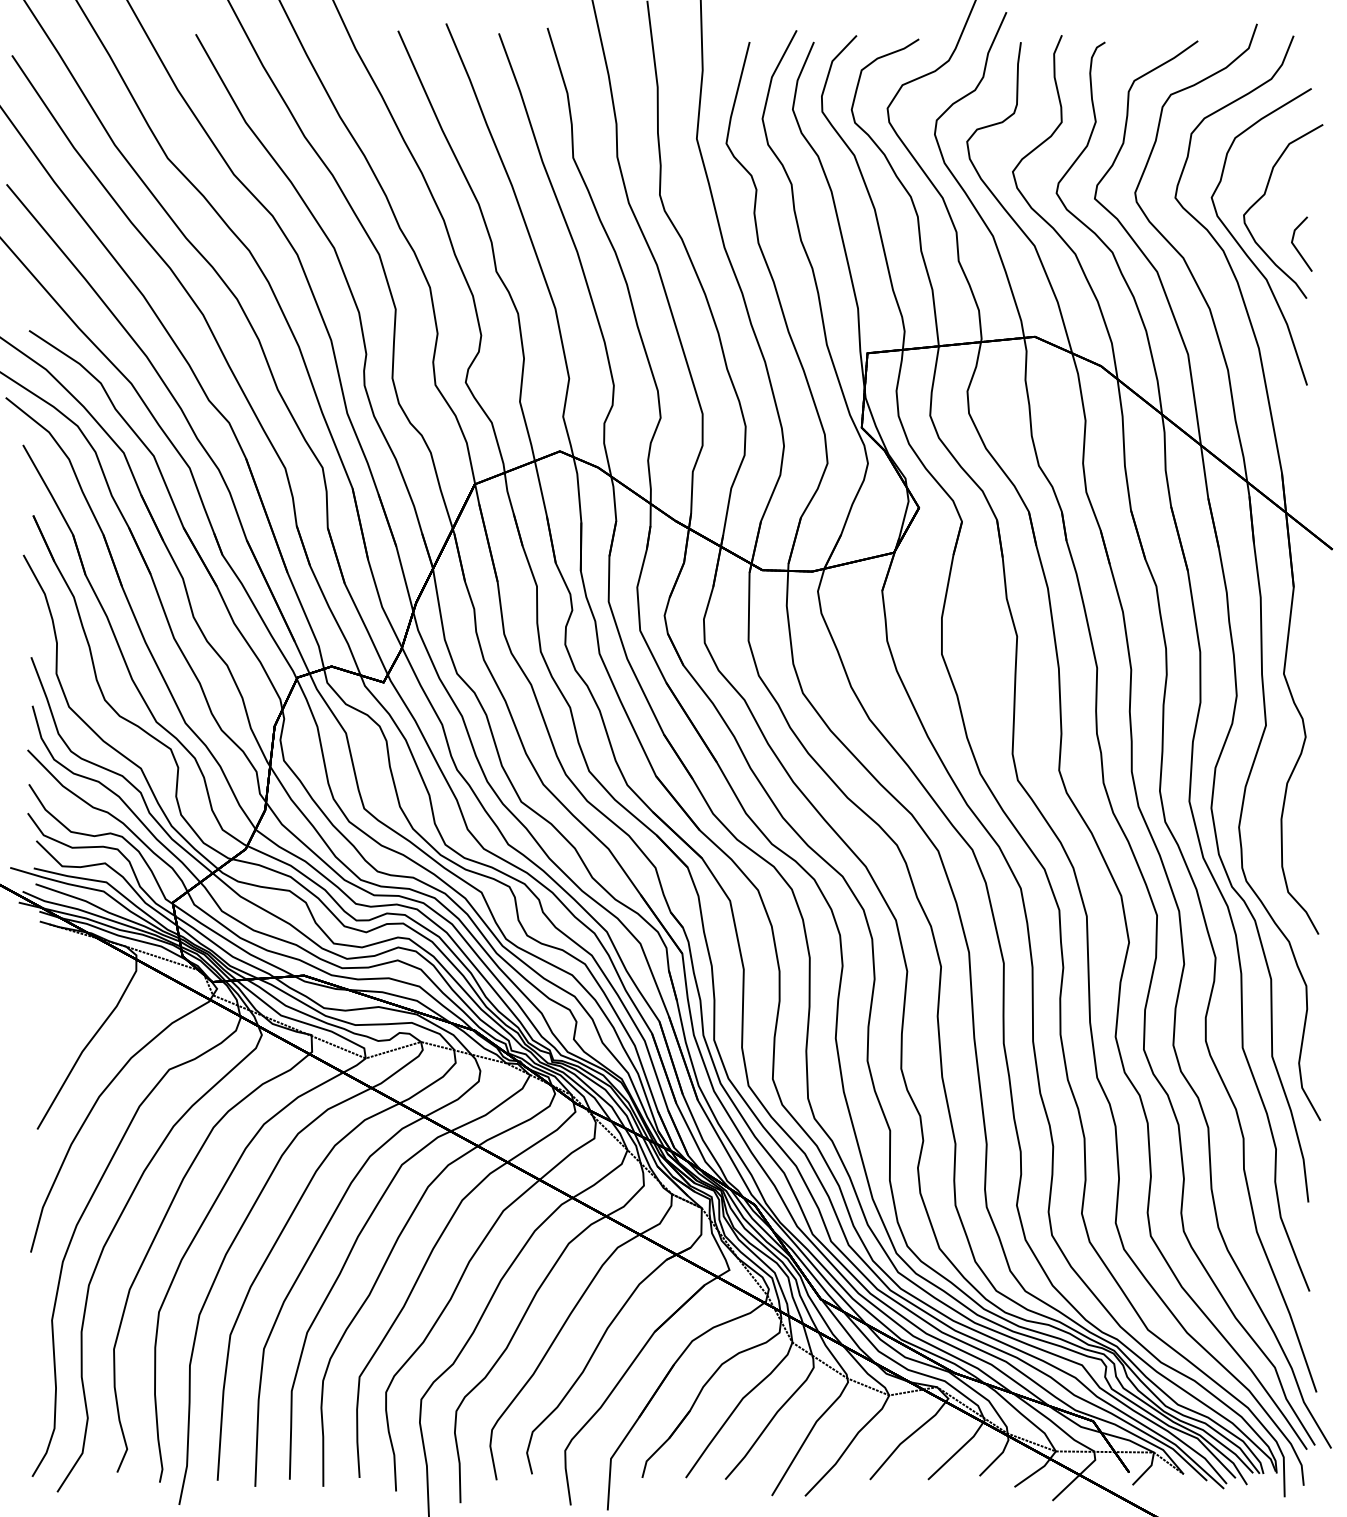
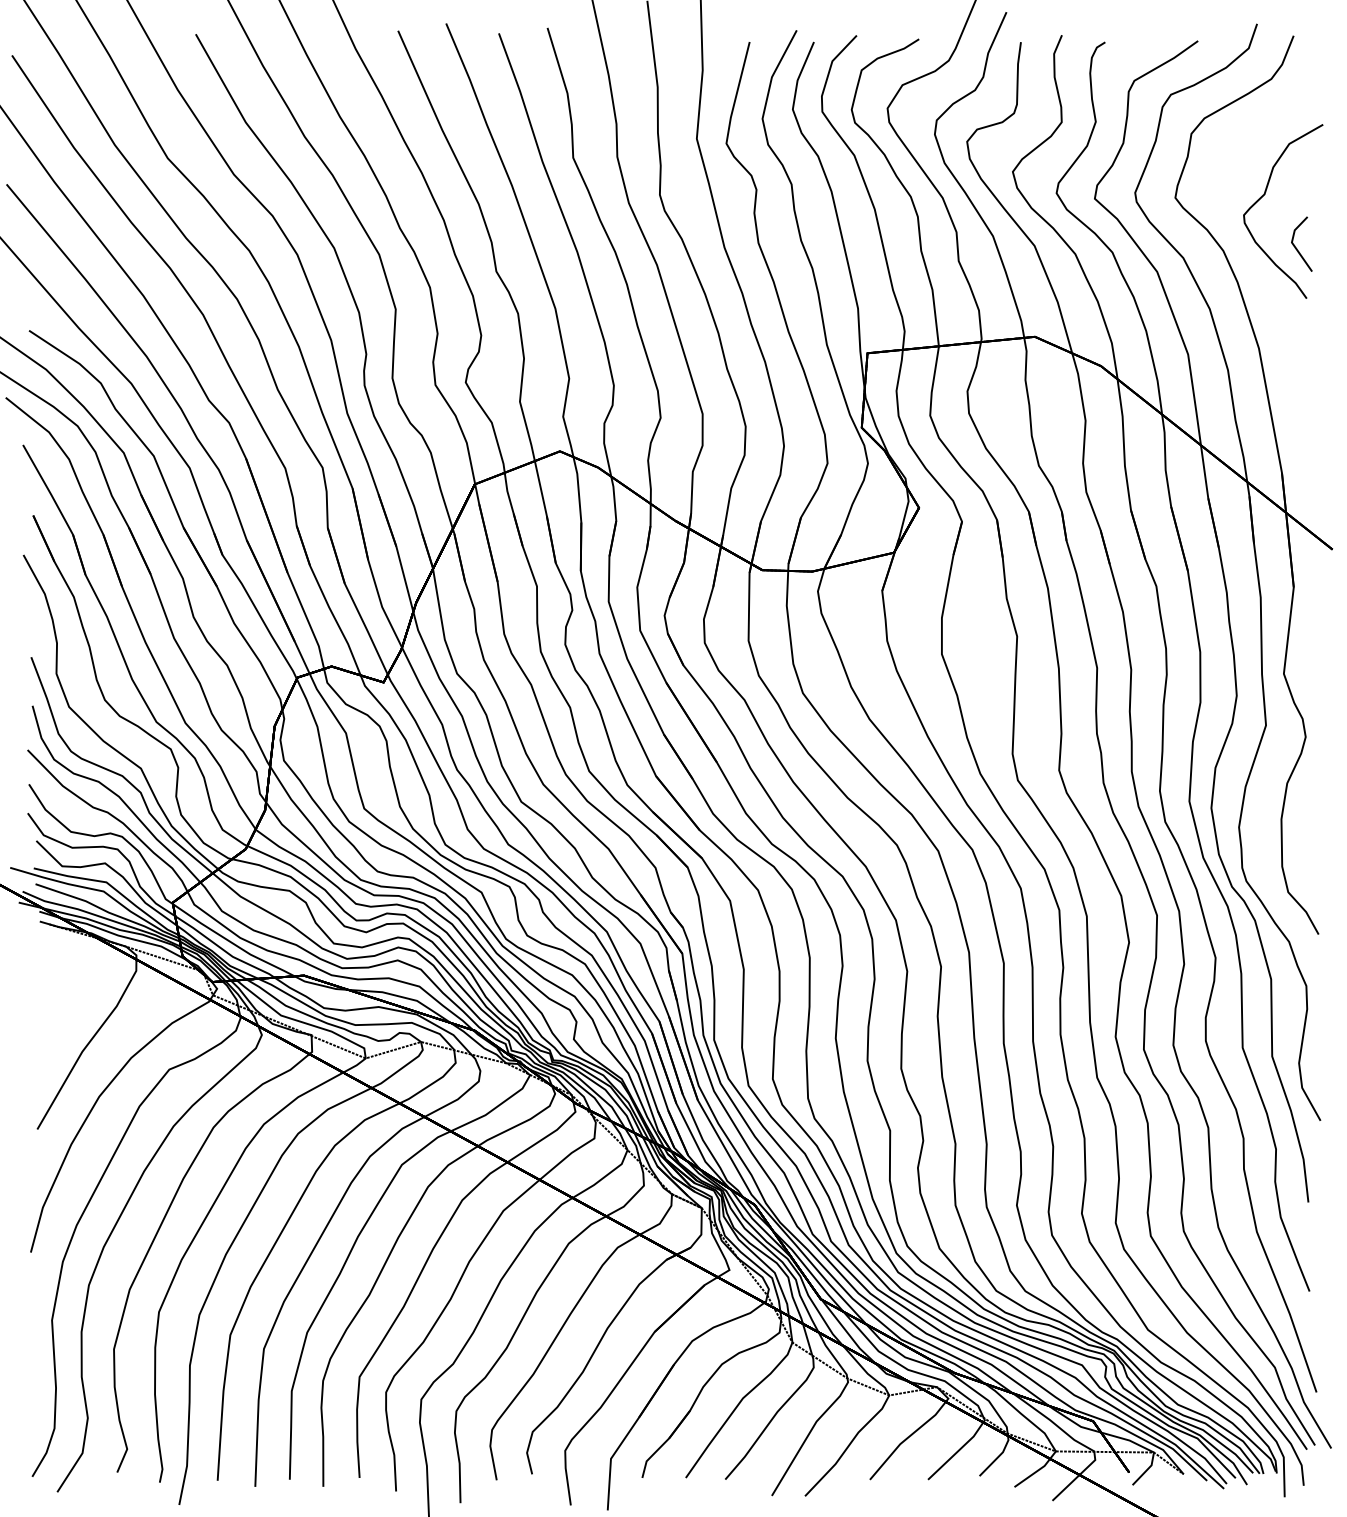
curve: present -> none (1242, 247)
